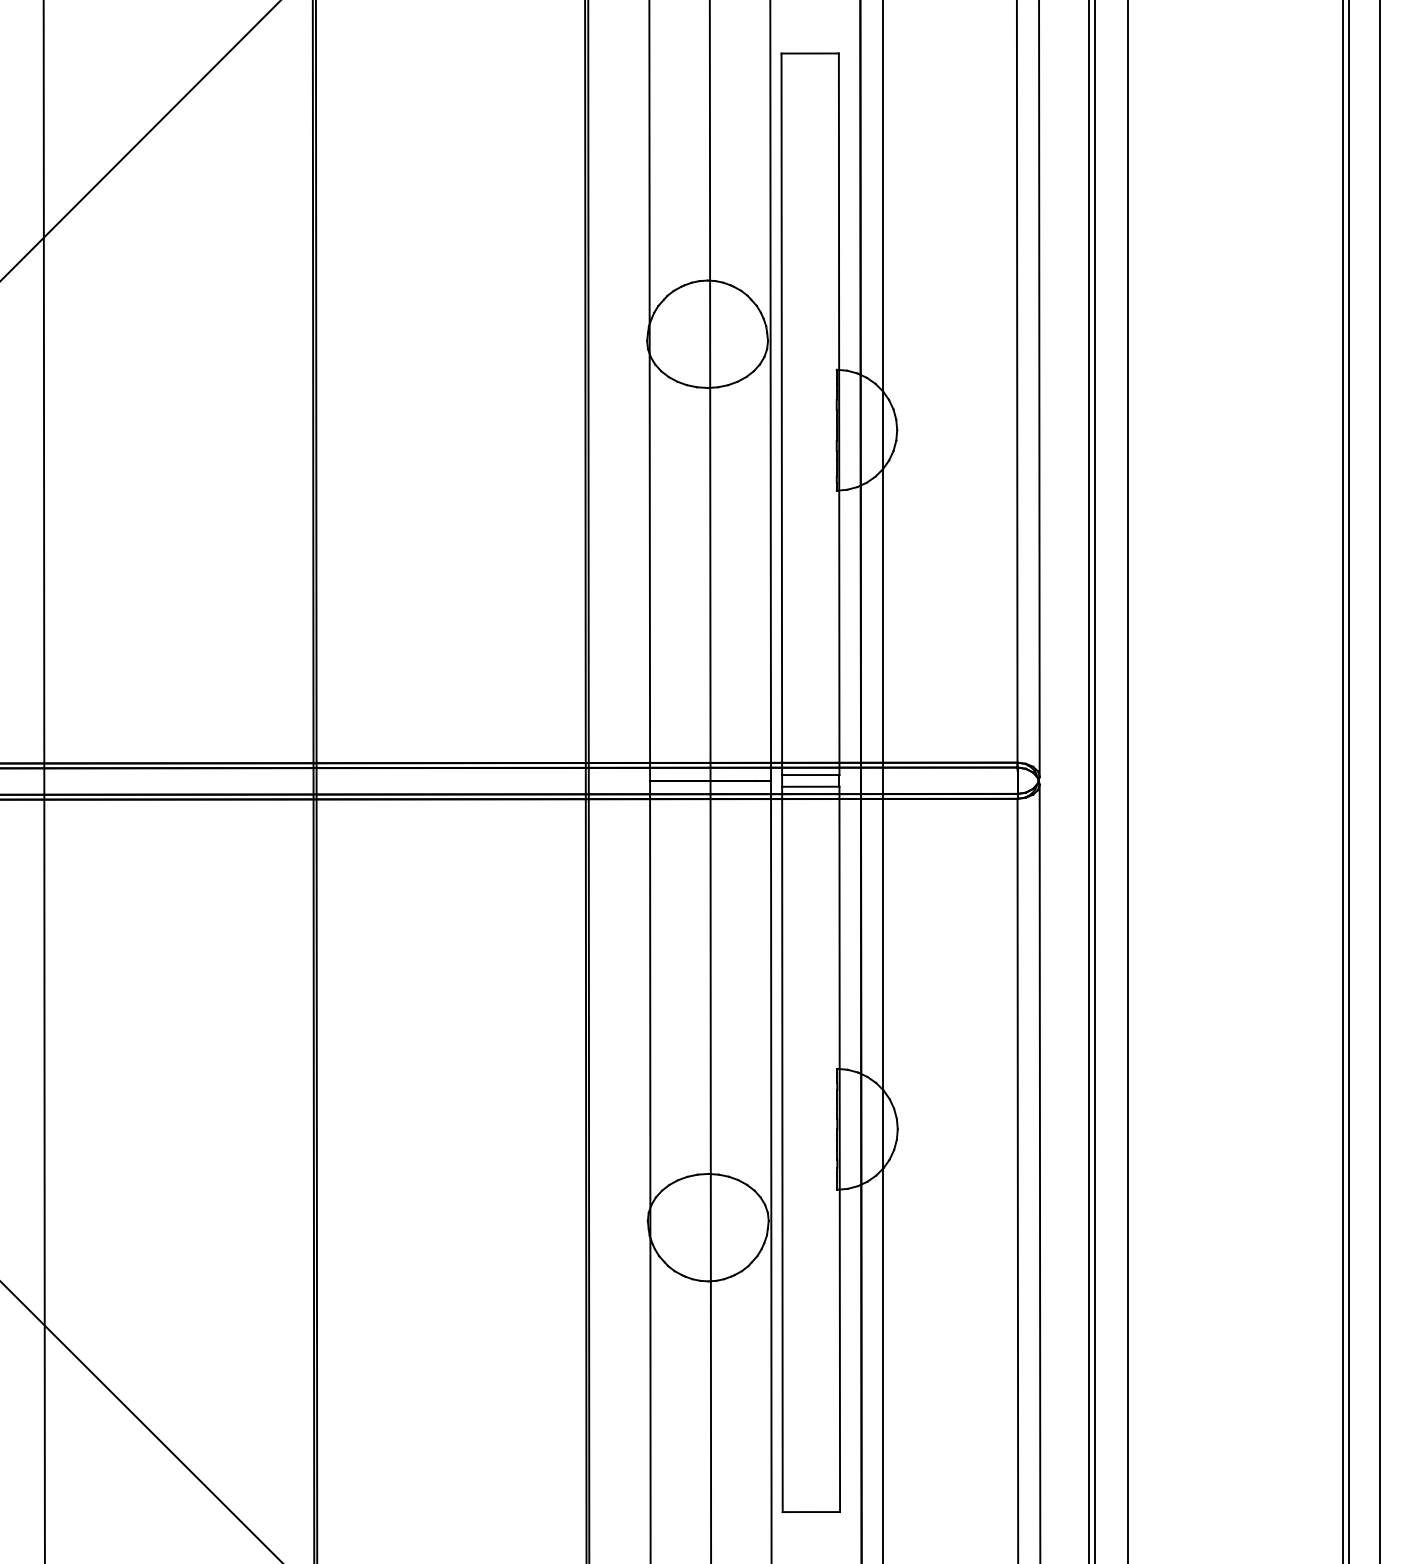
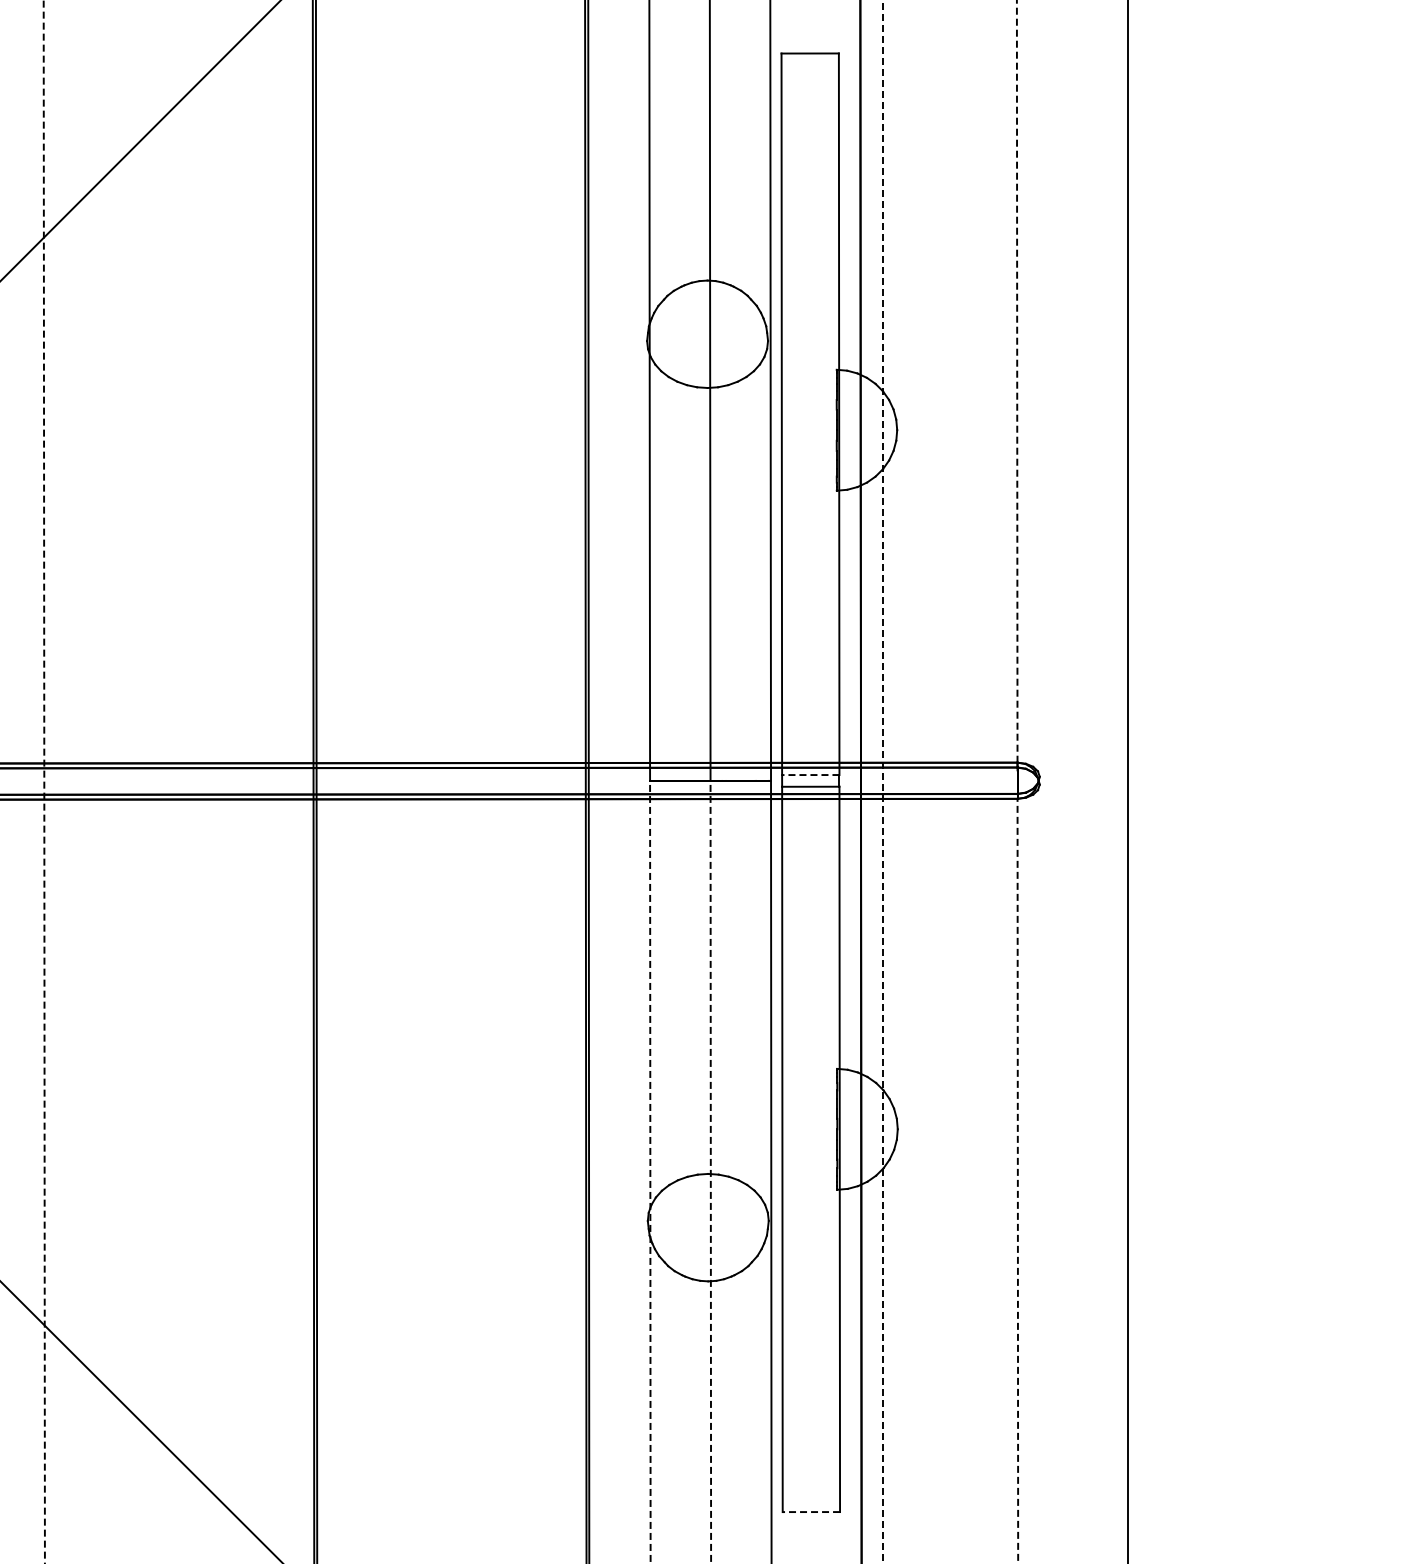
line: solid -> dashed (1017, 380)
line: present -> none (1039, 389)
line: solid -> dashed (810, 775)
line: solid -> dashed (44, 781)
line: present -> none (1088, 781)
line: present -> none (1094, 781)
line: present -> none (1342, 781)
line: present -> none (1348, 781)
line: present -> none (1380, 781)
line: solid -> dashed (882, 782)
line: solid -> dashed (710, 1171)
line: solid -> dashed (650, 1172)
line: present -> none (1039, 1172)
line: solid -> dashed (1017, 1180)
line: solid -> dashed (811, 1512)
